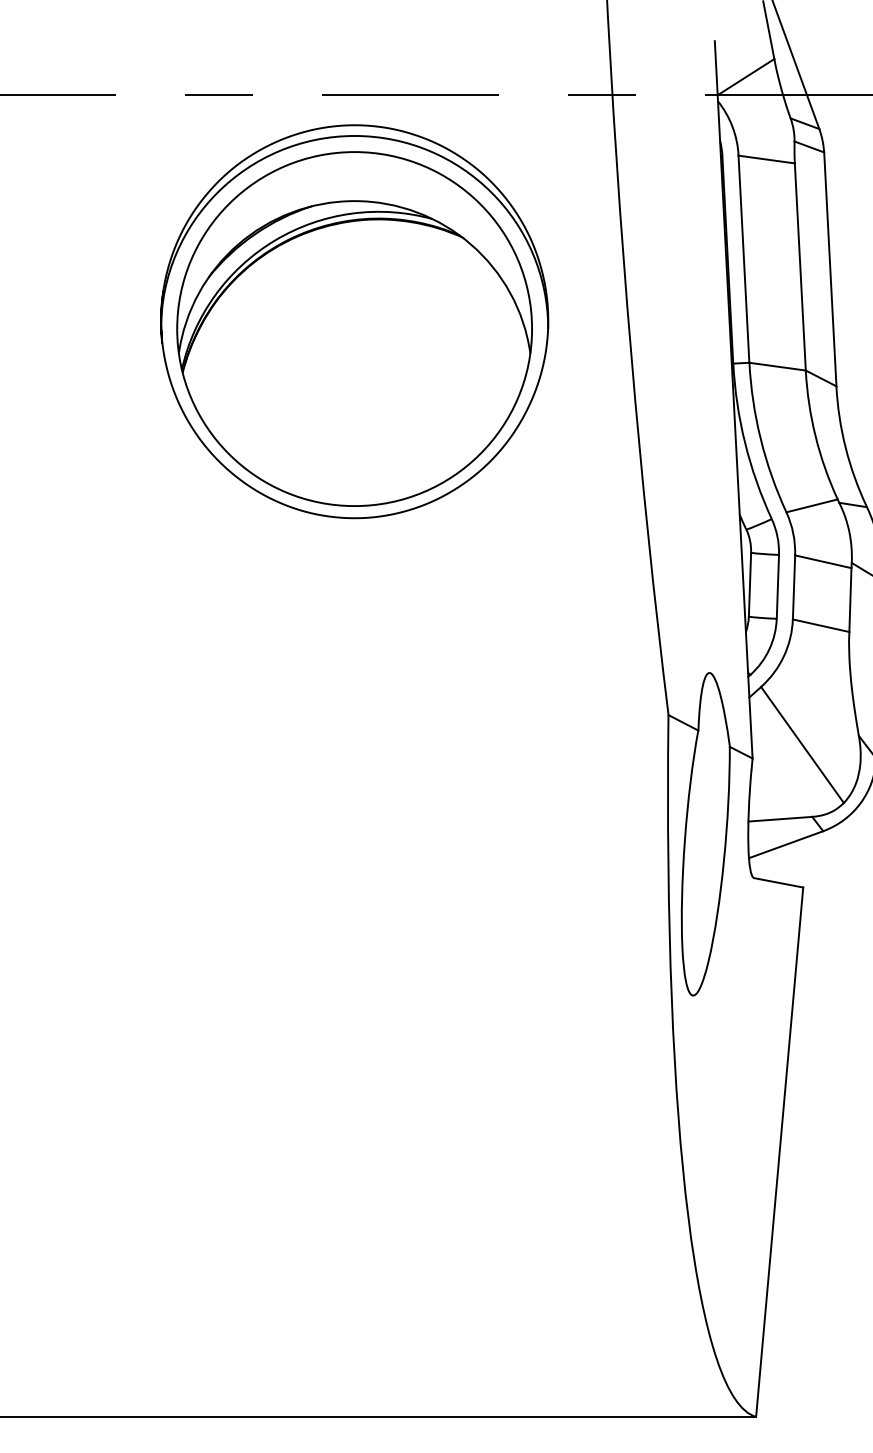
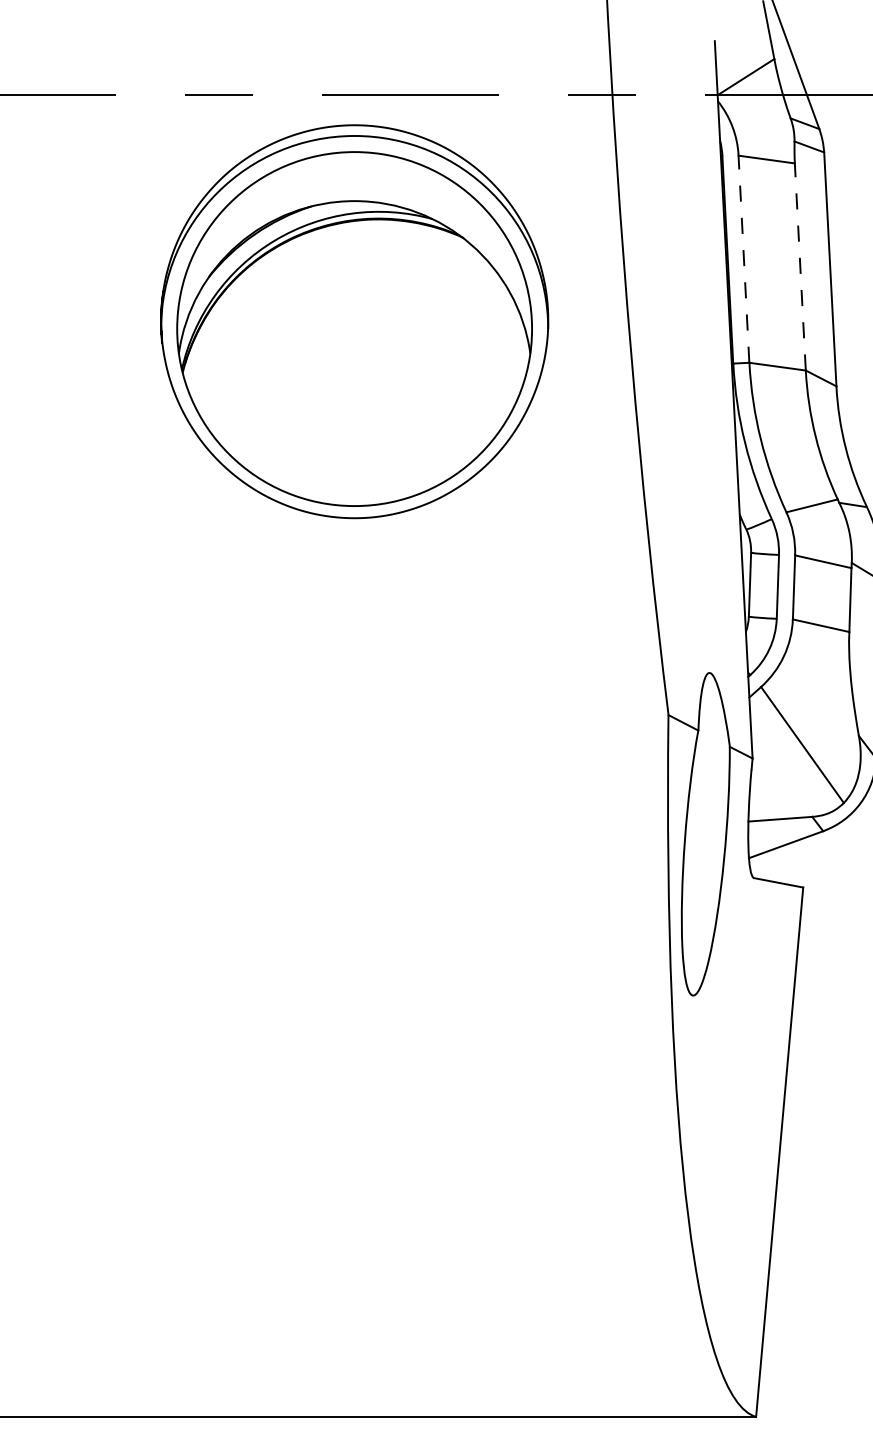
line: solid -> dashed (743, 259)
line: solid -> dashed (800, 266)
